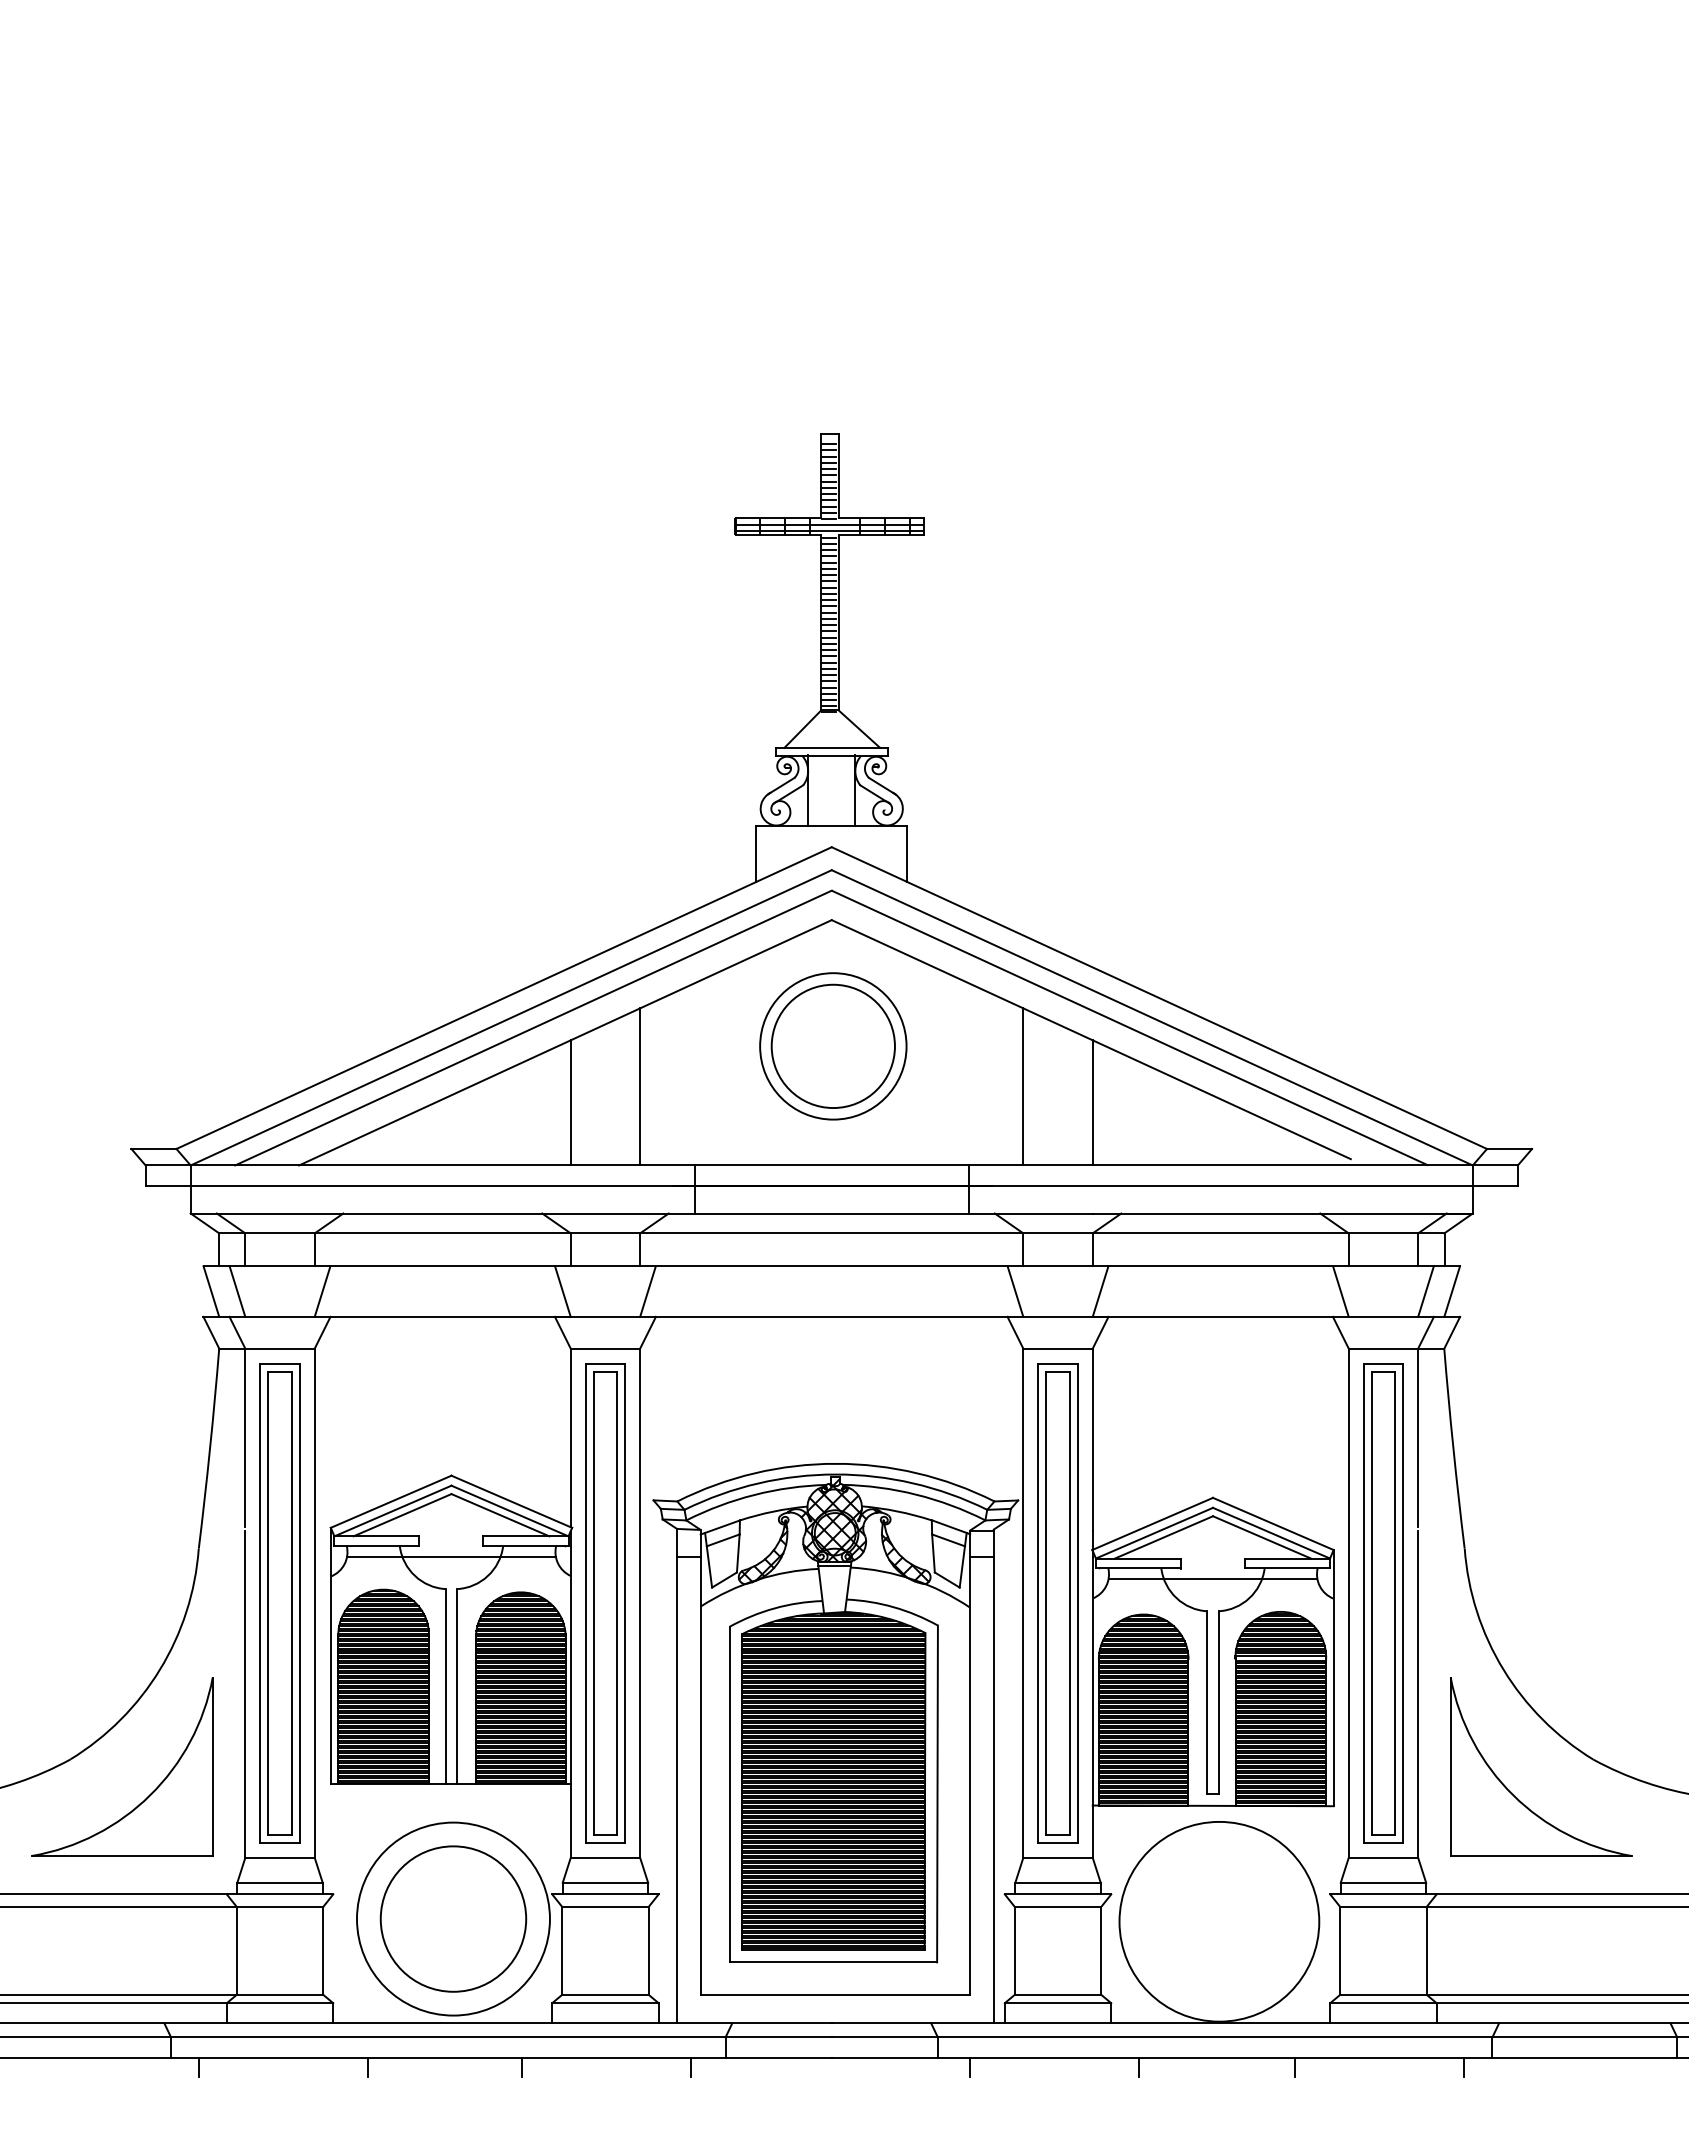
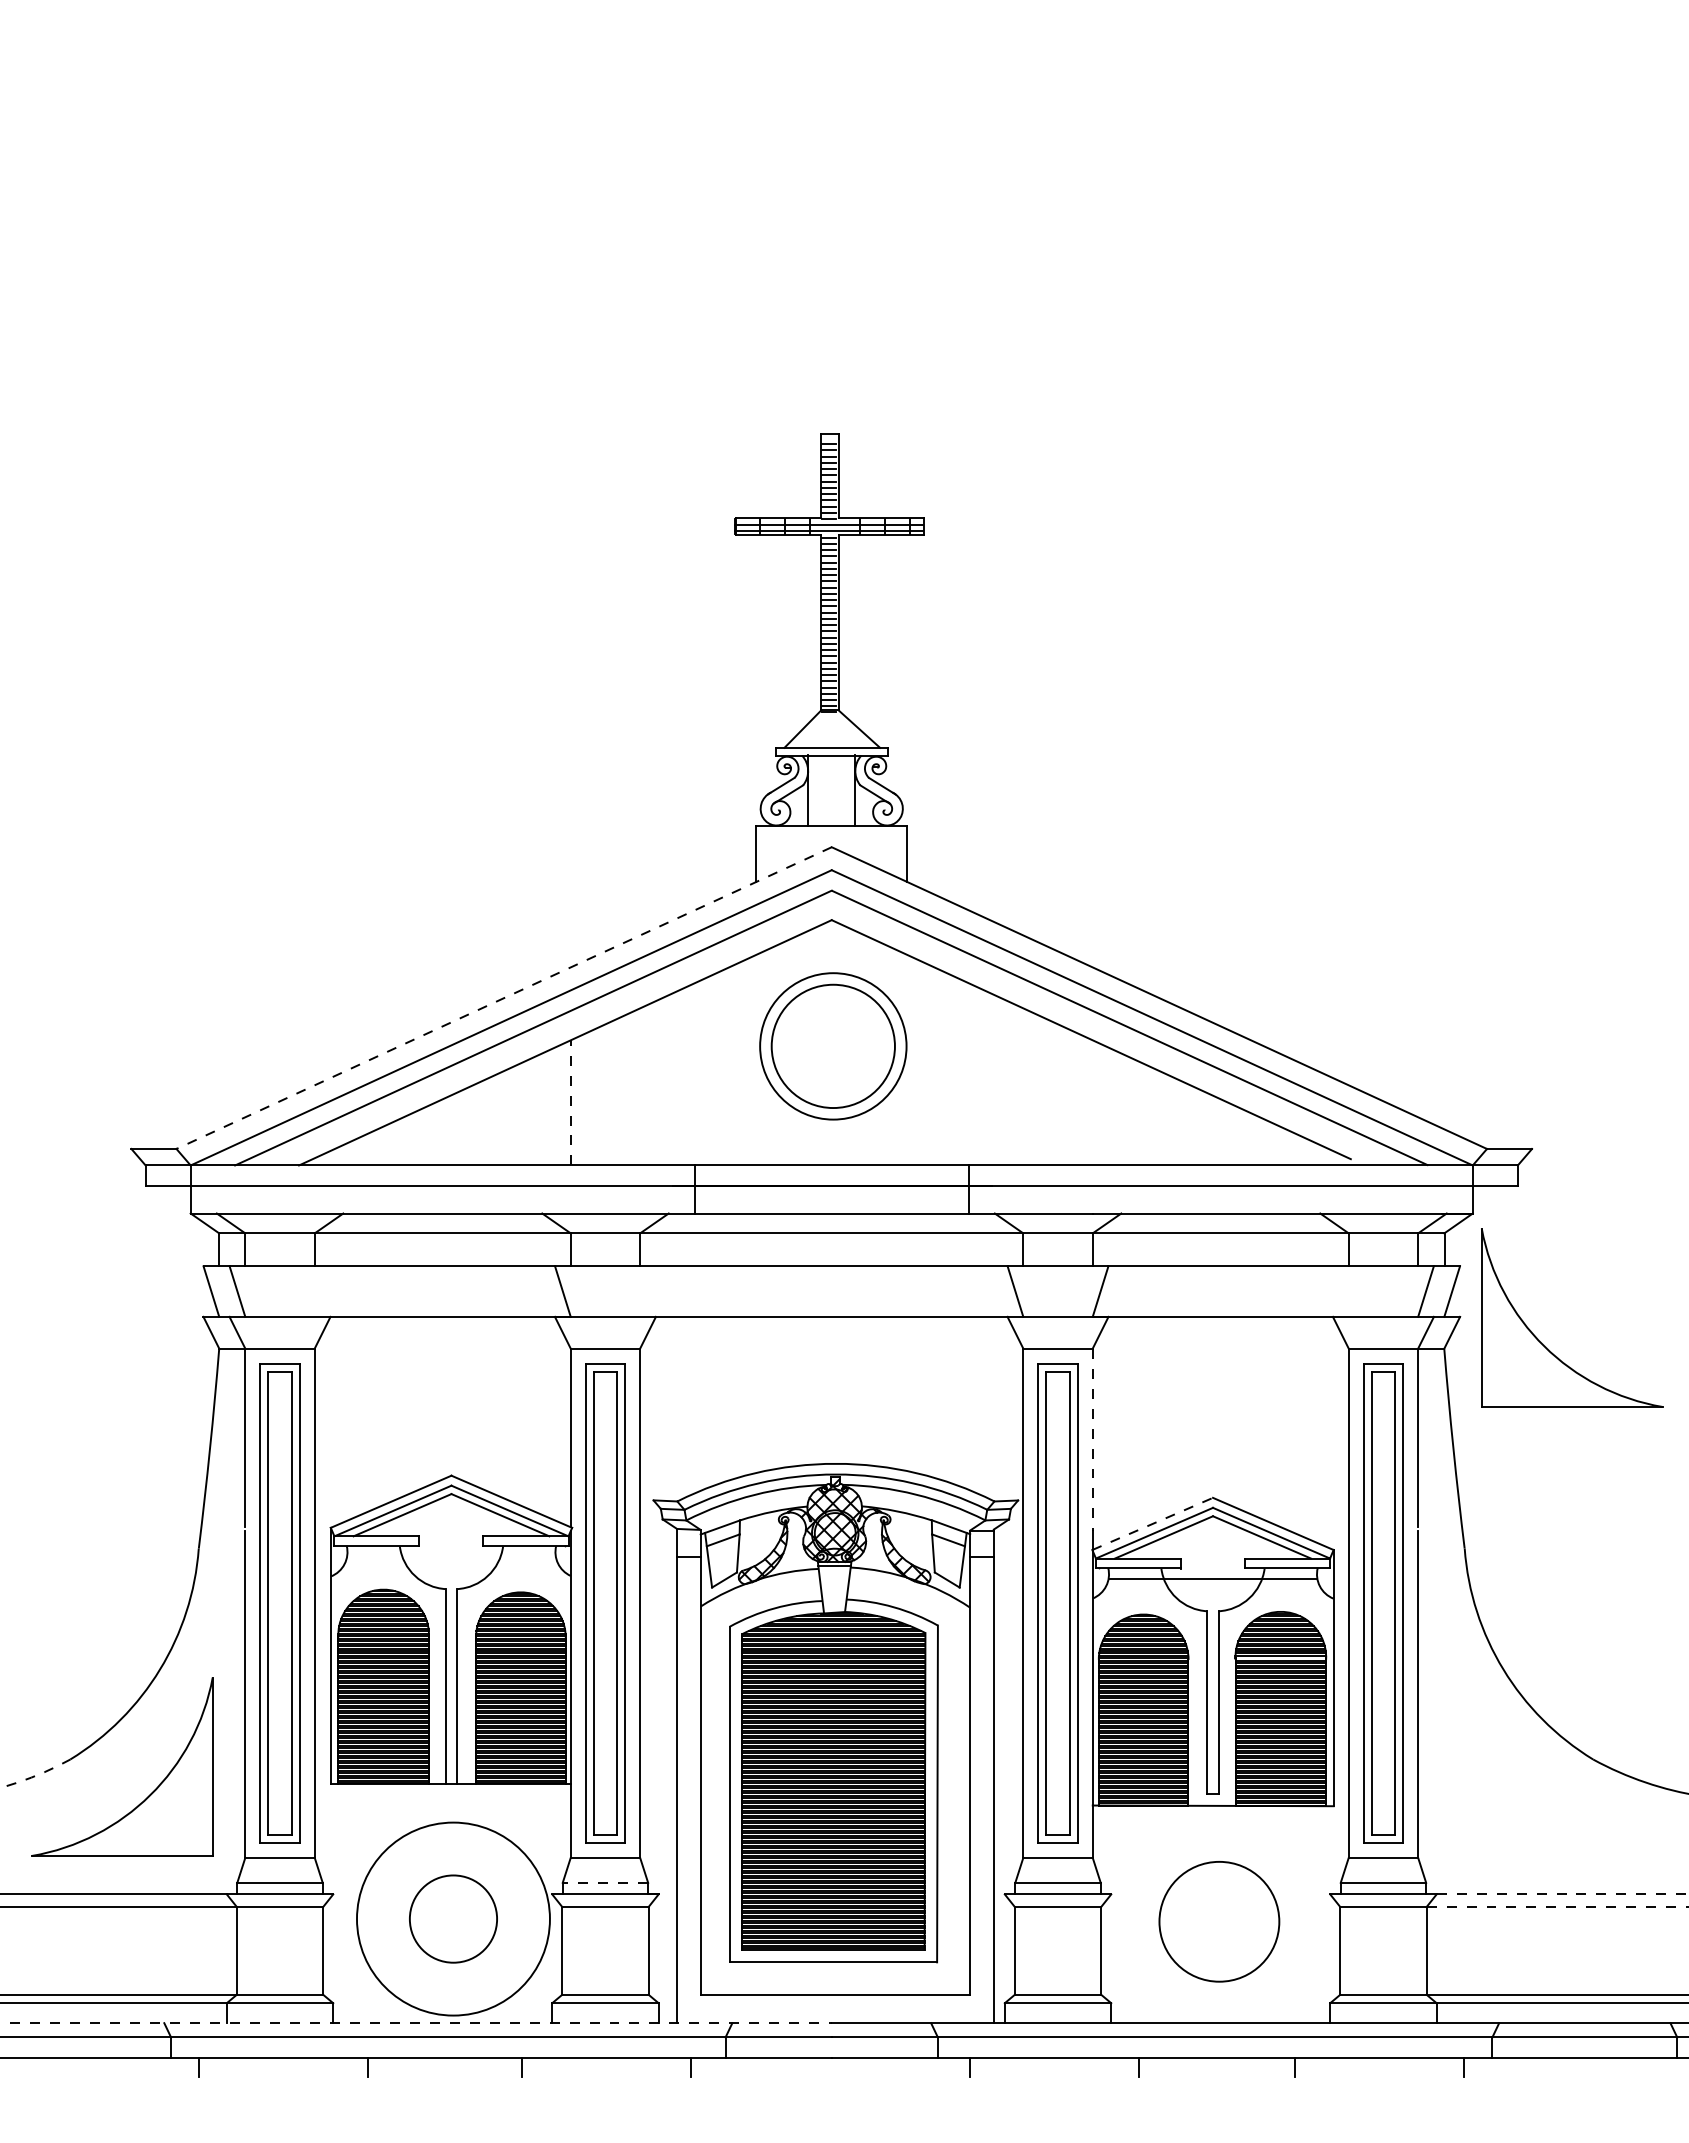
line: solid -> dashed (504, 998)
line: present -> none (640, 1086)
line: present -> none (1023, 1086)
line: solid -> dashed (570, 1102)
line: present -> none (1092, 1102)
line: present -> none (322, 1291)
line: present -> none (647, 1291)
line: present -> none (1340, 1291)
line: solid -> dashed (1092, 1440)
line: solid -> dashed (1152, 1523)
line: present -> none (451, 1556)
arc: solid -> dashed (35, 1775)
part position: (1515, 1795) -> (1546, 1346) (1546, 1346)
line: solid -> dashed (605, 1882)
line: solid -> dashed (1562, 1894)
line: solid -> dashed (1557, 1907)
circle diameter: 145 px -> 87 px (453, 1918)
circle diameter: 200 px -> 120 px (1219, 1921)
line: solid -> dashed (416, 2023)
